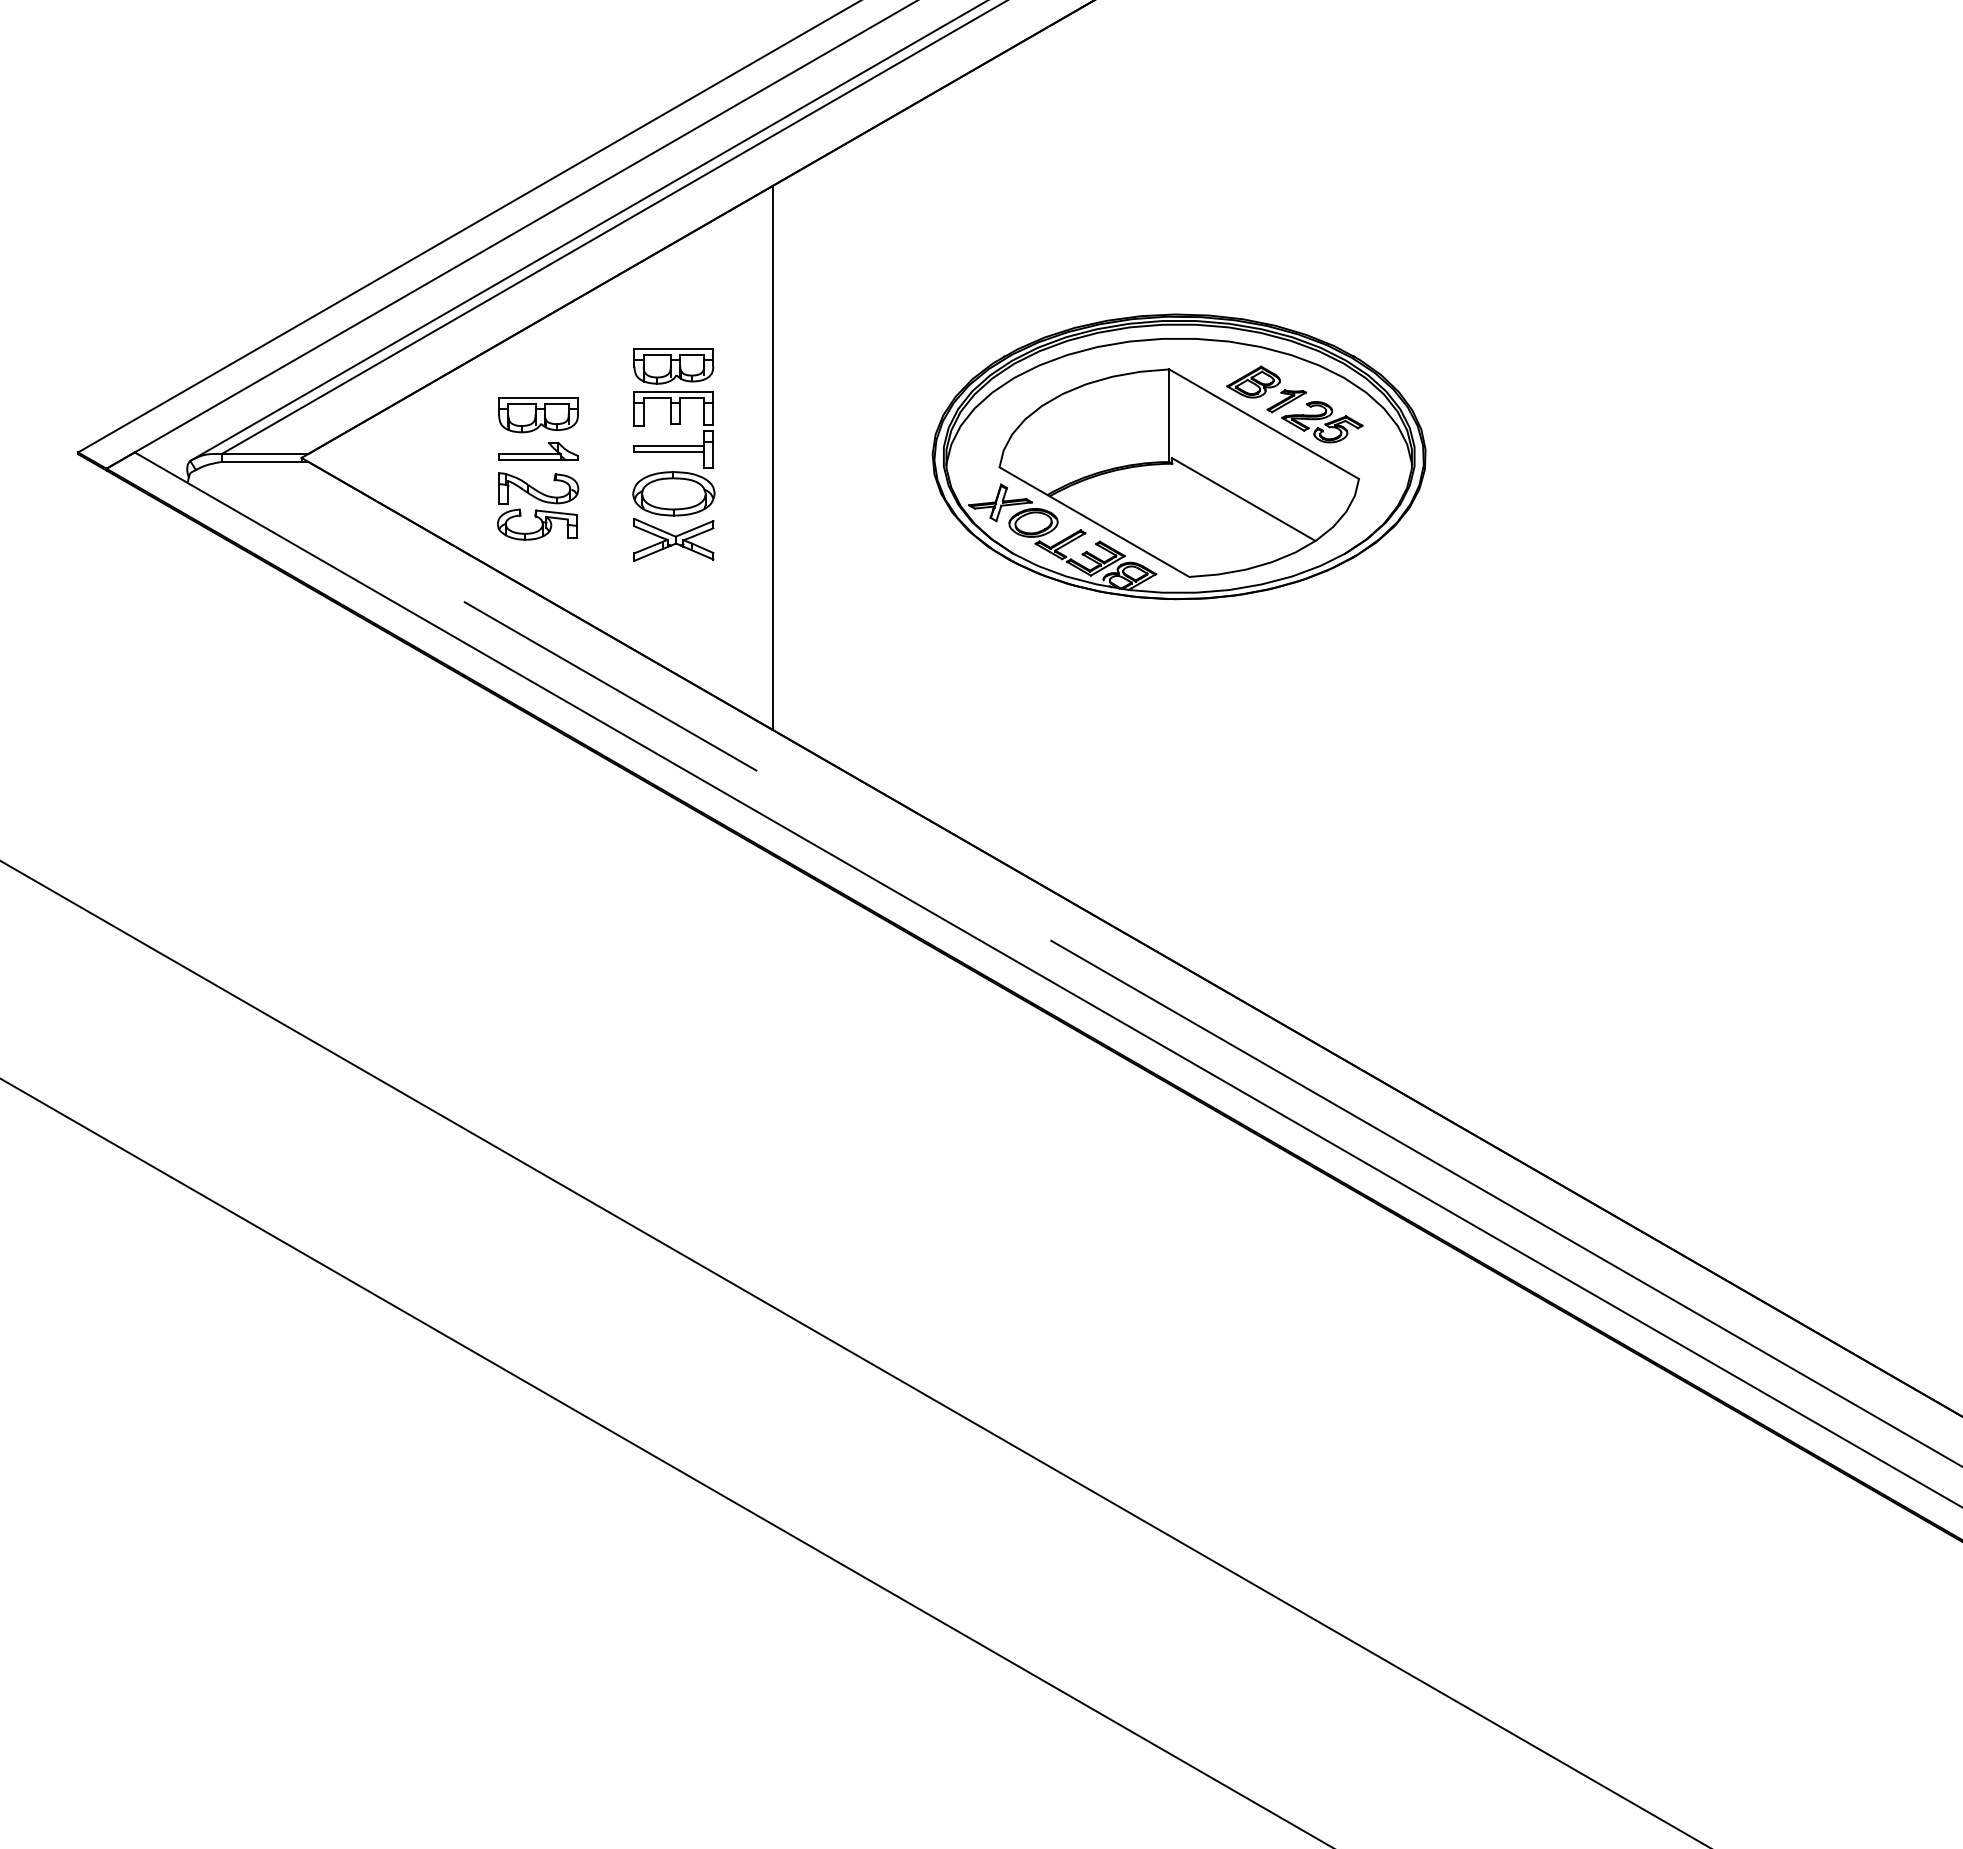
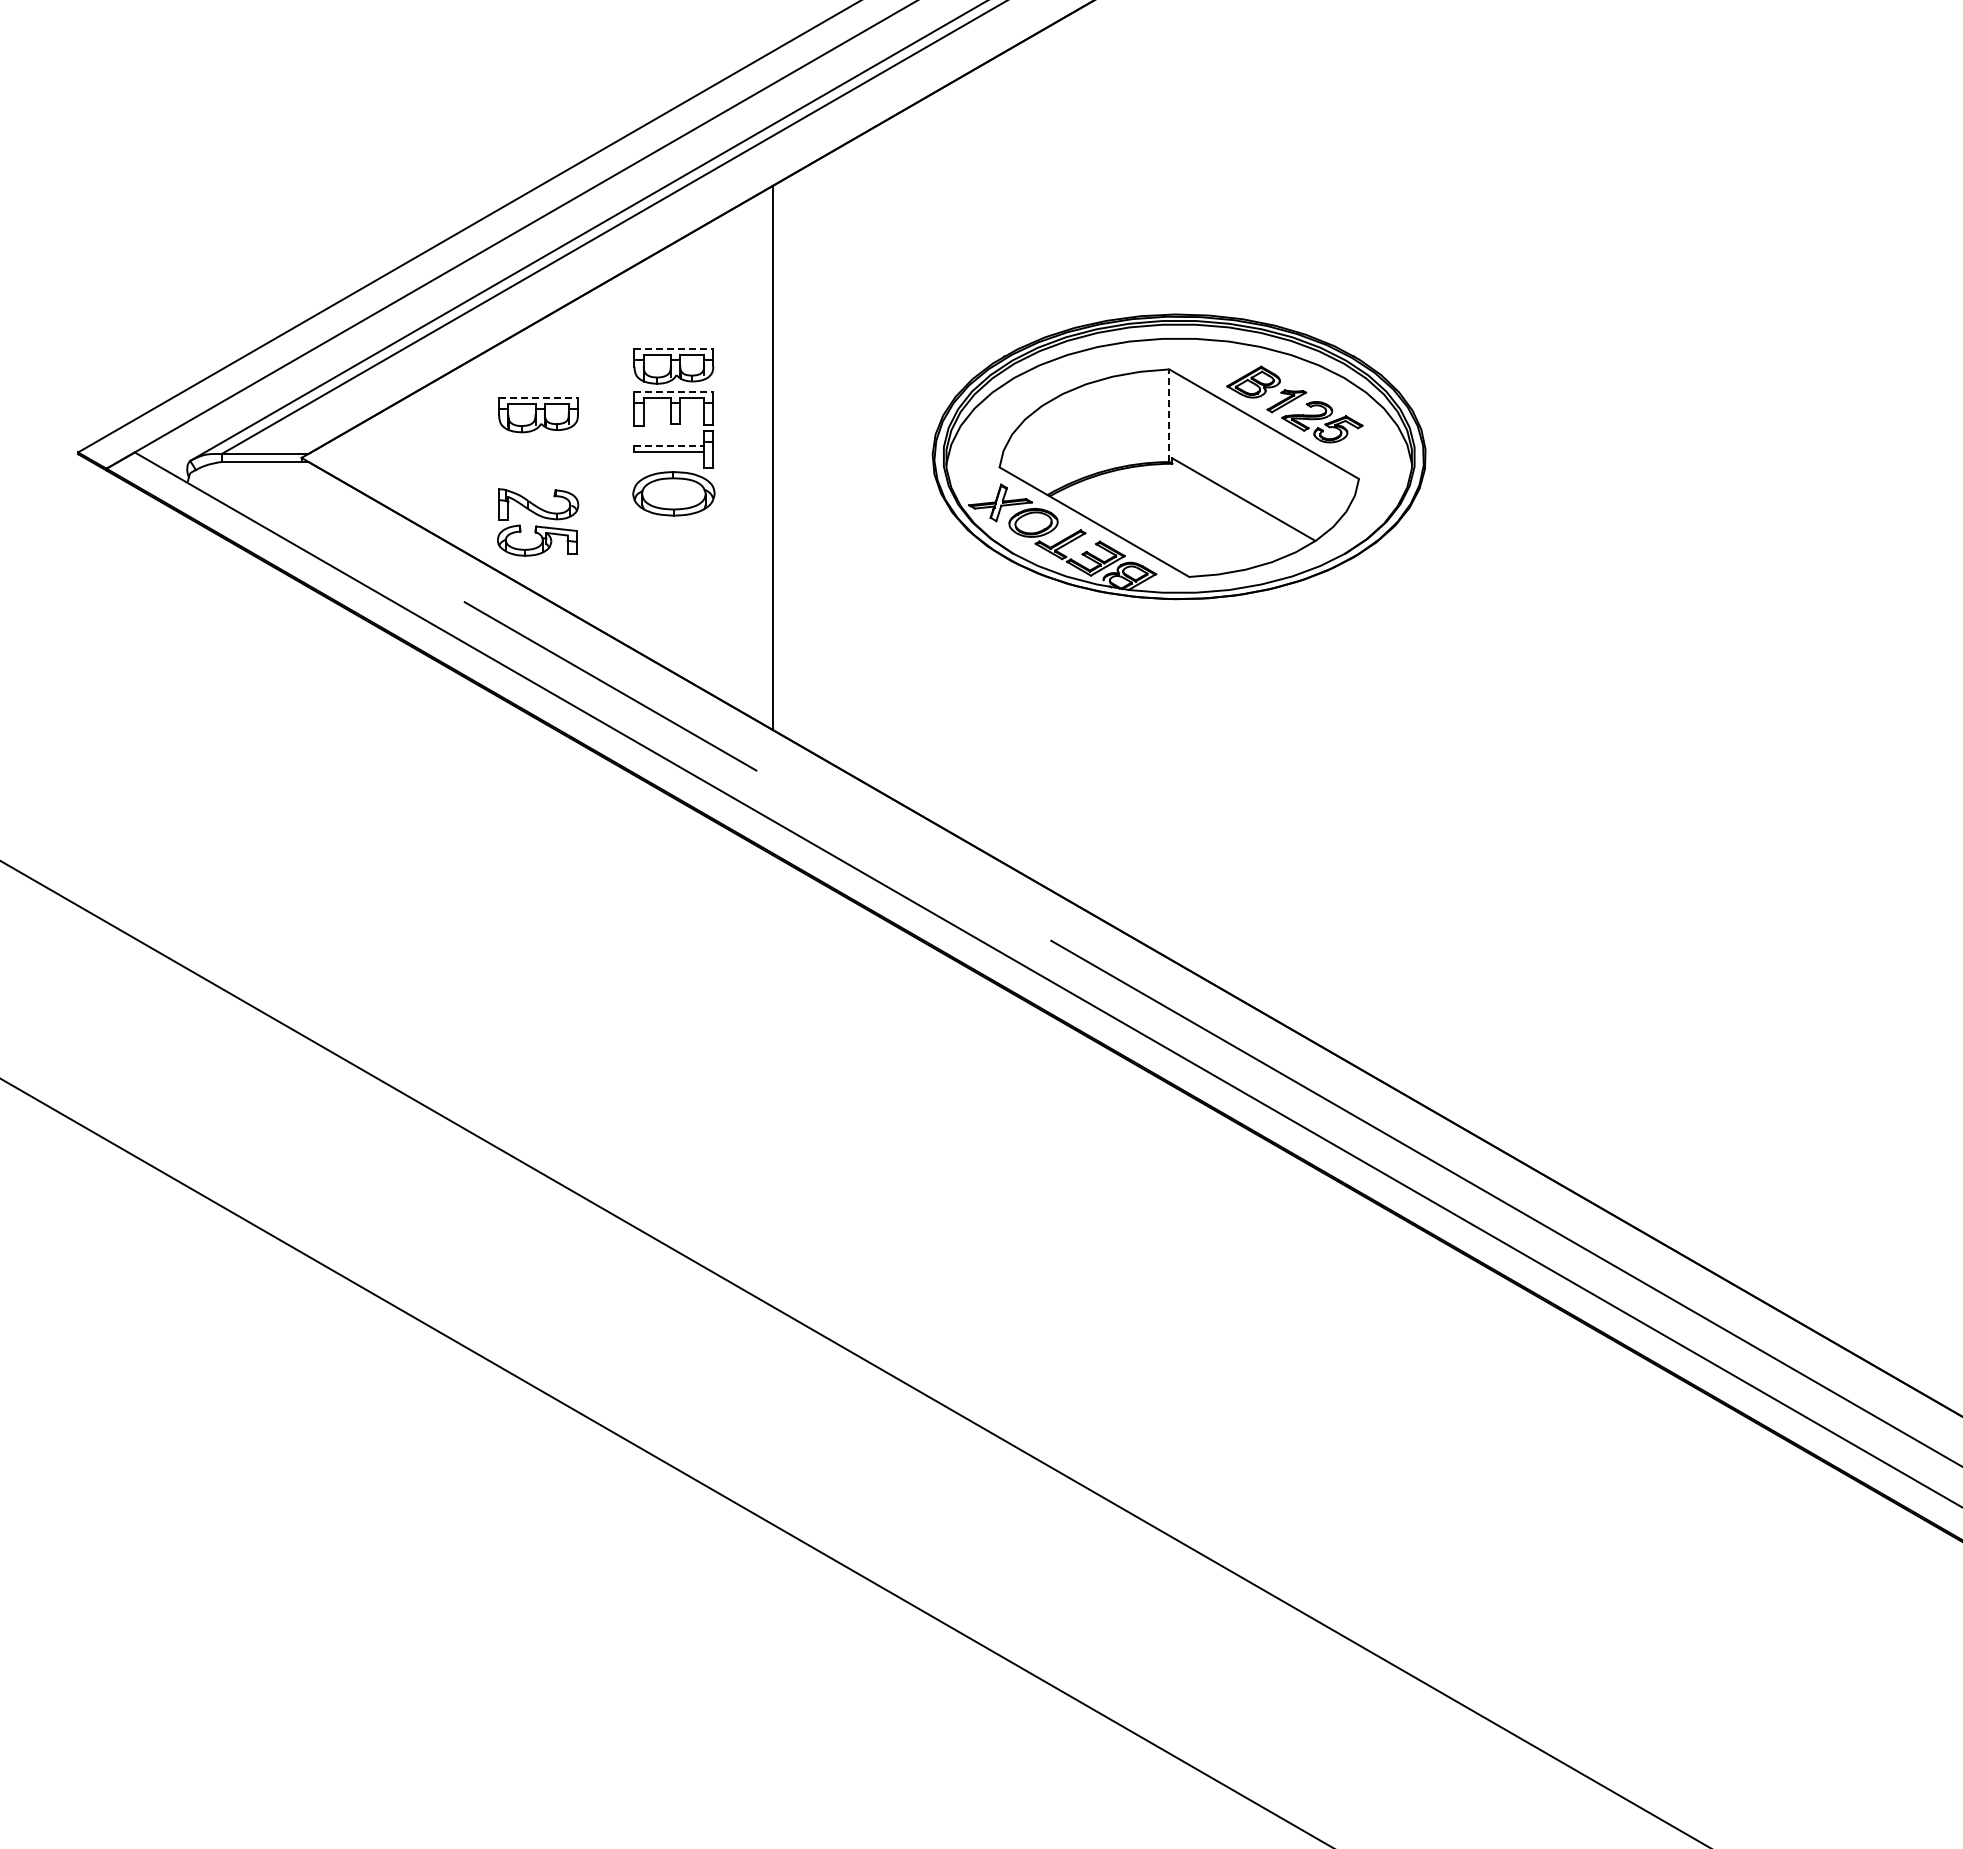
line: solid -> dashed (674, 349)
line: solid -> dashed (674, 392)
line: solid -> dashed (539, 397)
line: solid -> dashed (1169, 415)
line: solid -> dashed (669, 446)
part: present -> none (538, 451)
part position: (538, 506) -> (538, 522) (538, 522)
part: present -> none (673, 539)
